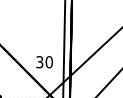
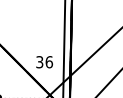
text: 30 -> 36 (49, 62)
